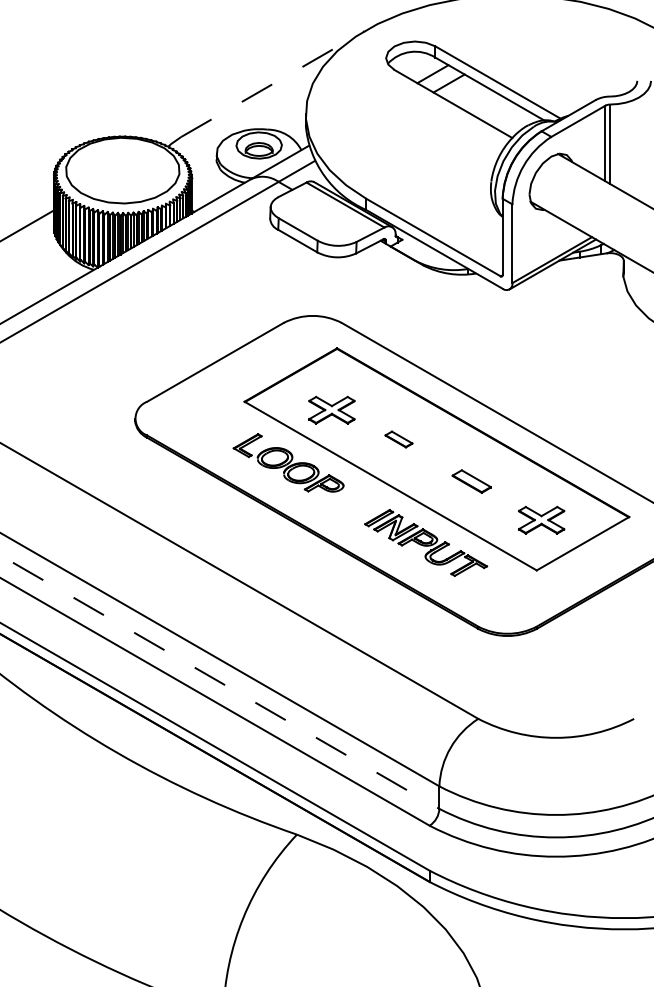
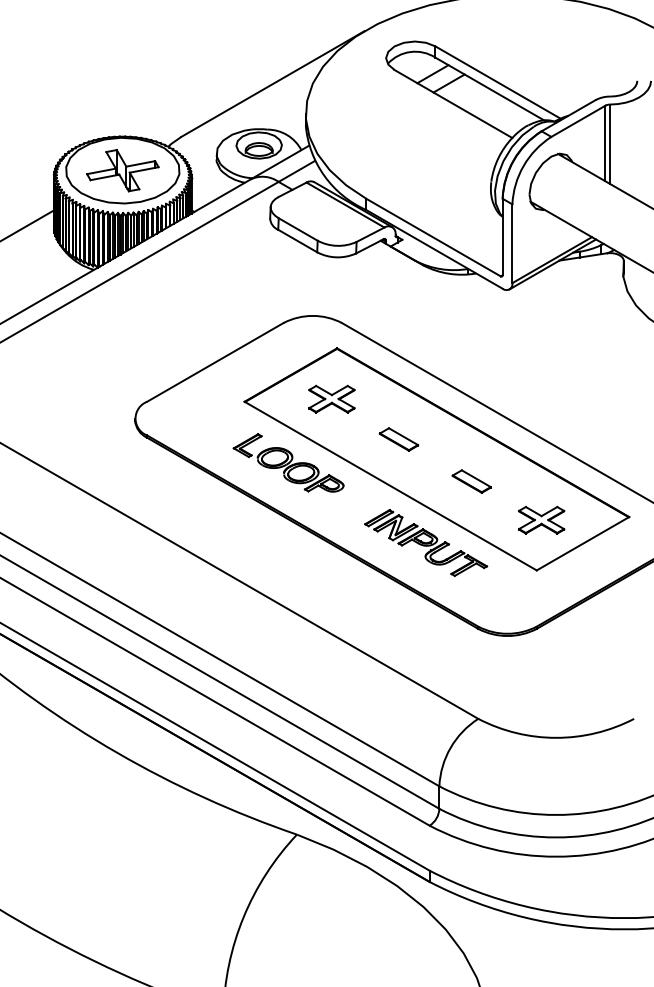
line: dashed -> solid (272, 84)
part: none -> present (122, 170)
part position: (331, 409) -> (331, 398) (331, 398)
part size: 30x19 px -> 42x25 px (398, 439)
line: dashed -> solid (220, 682)
